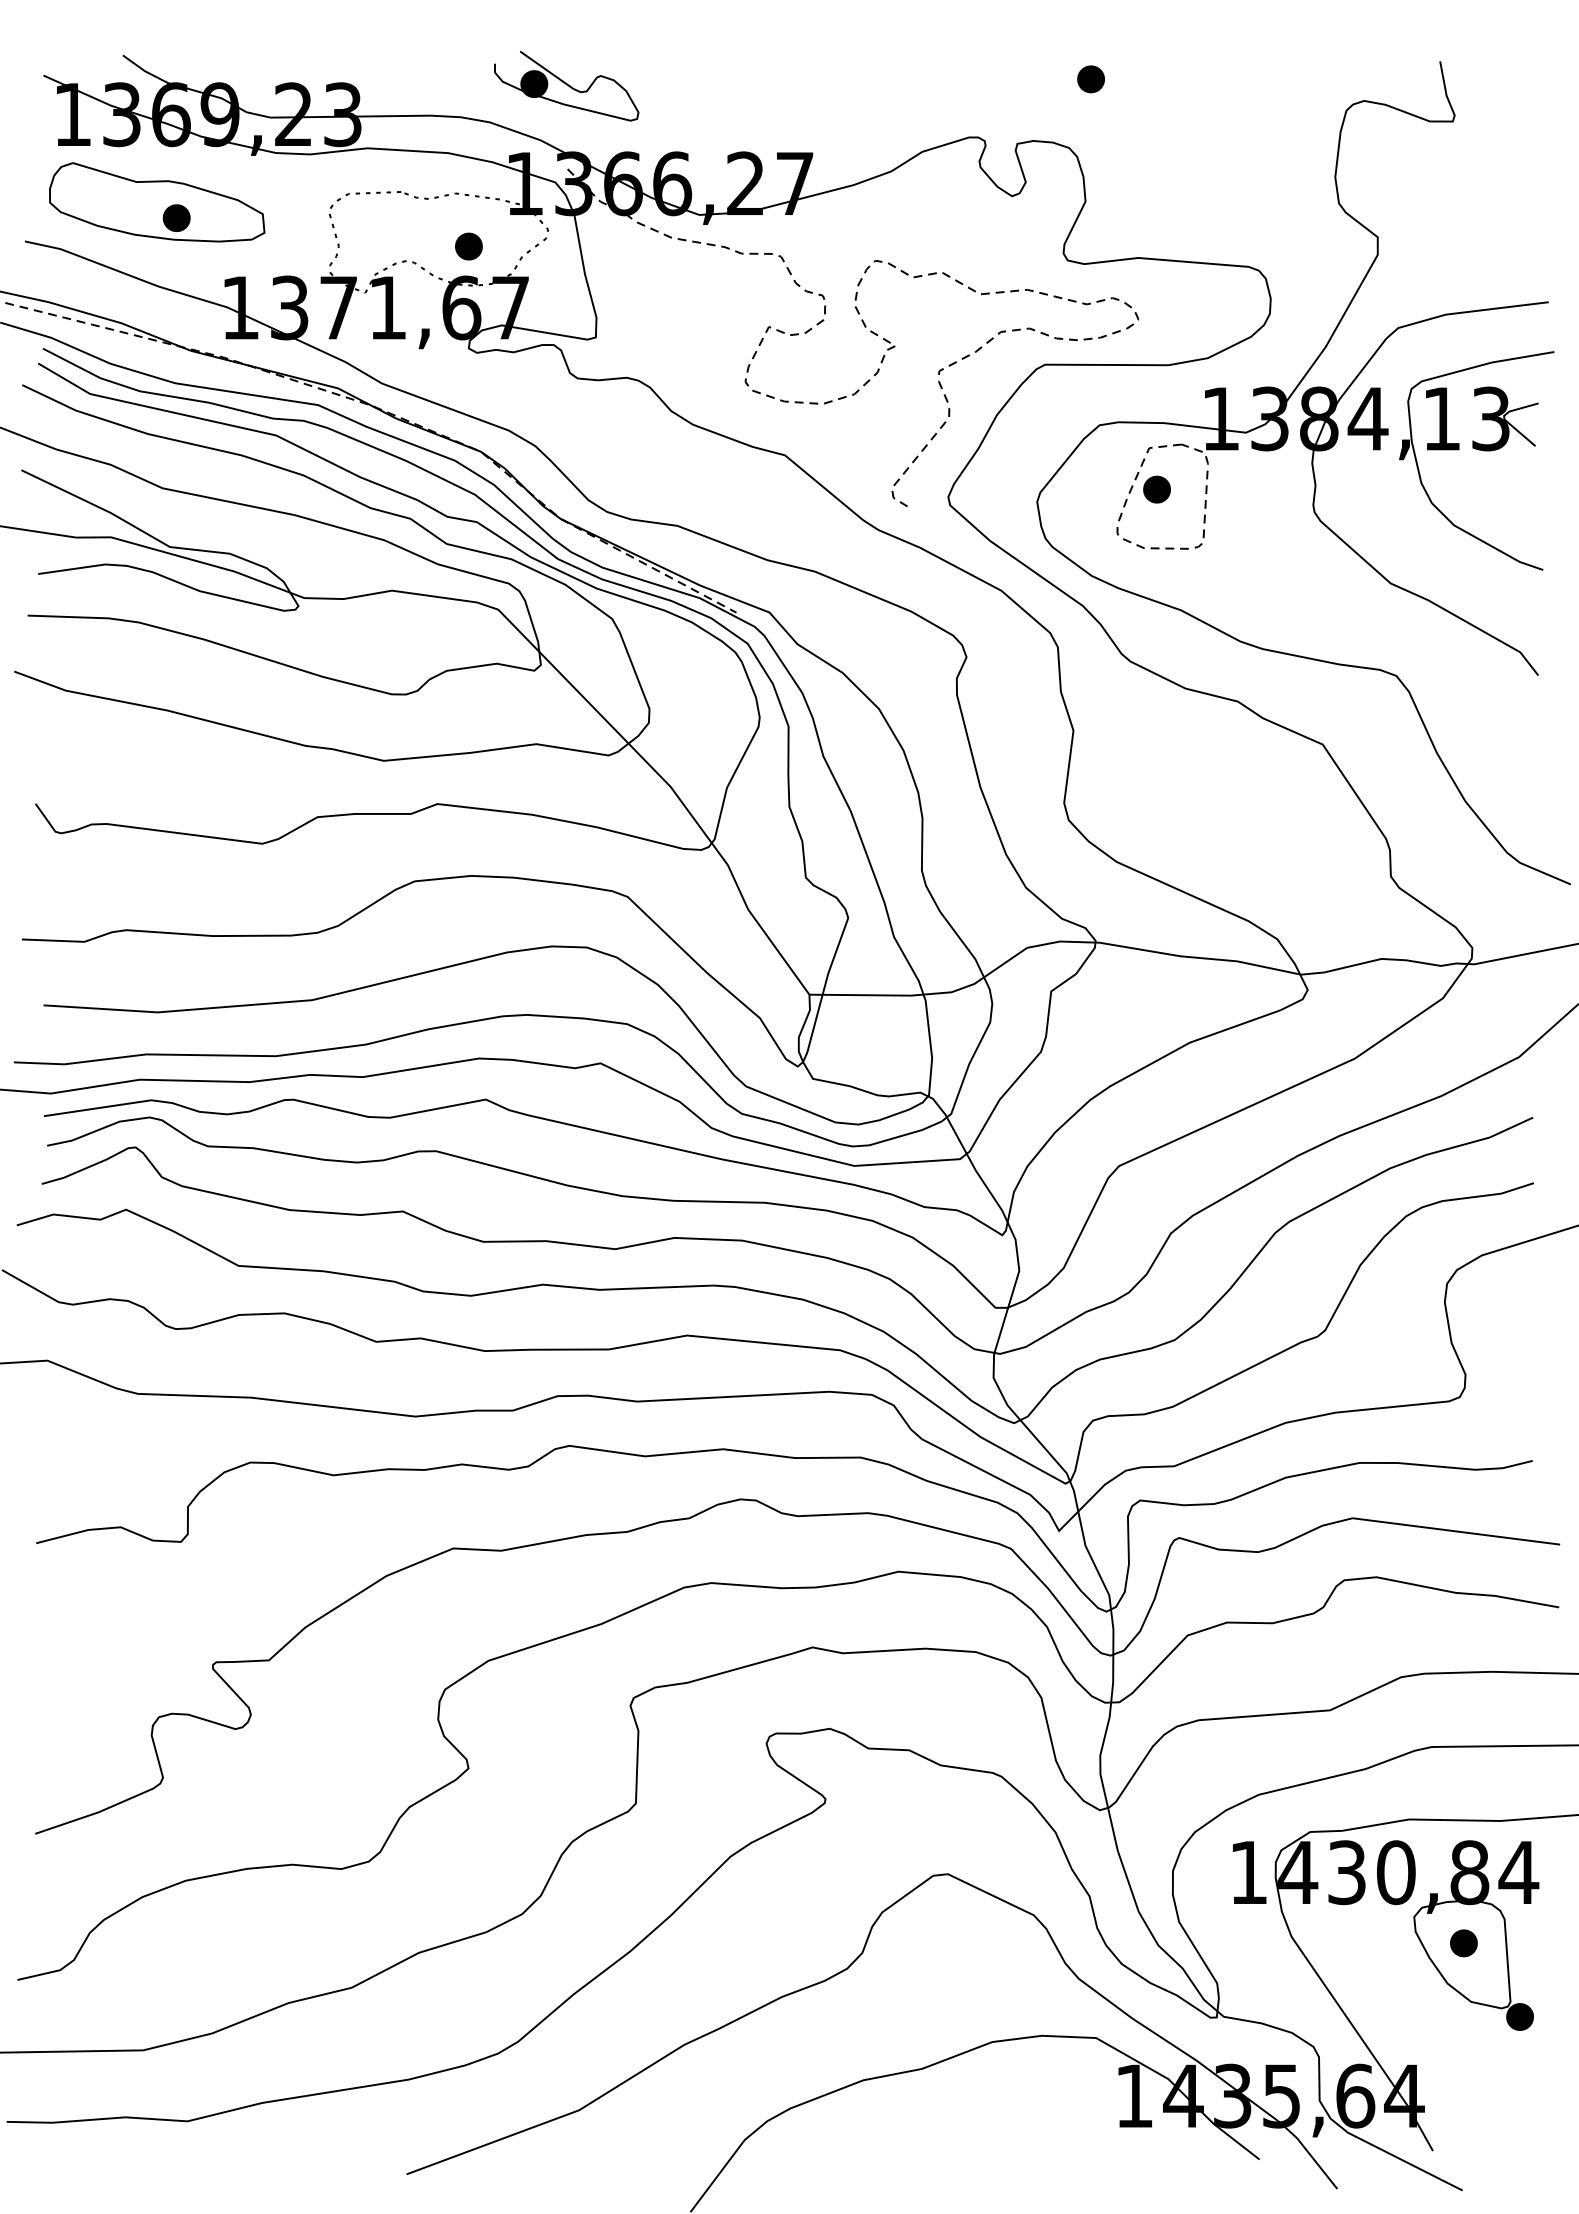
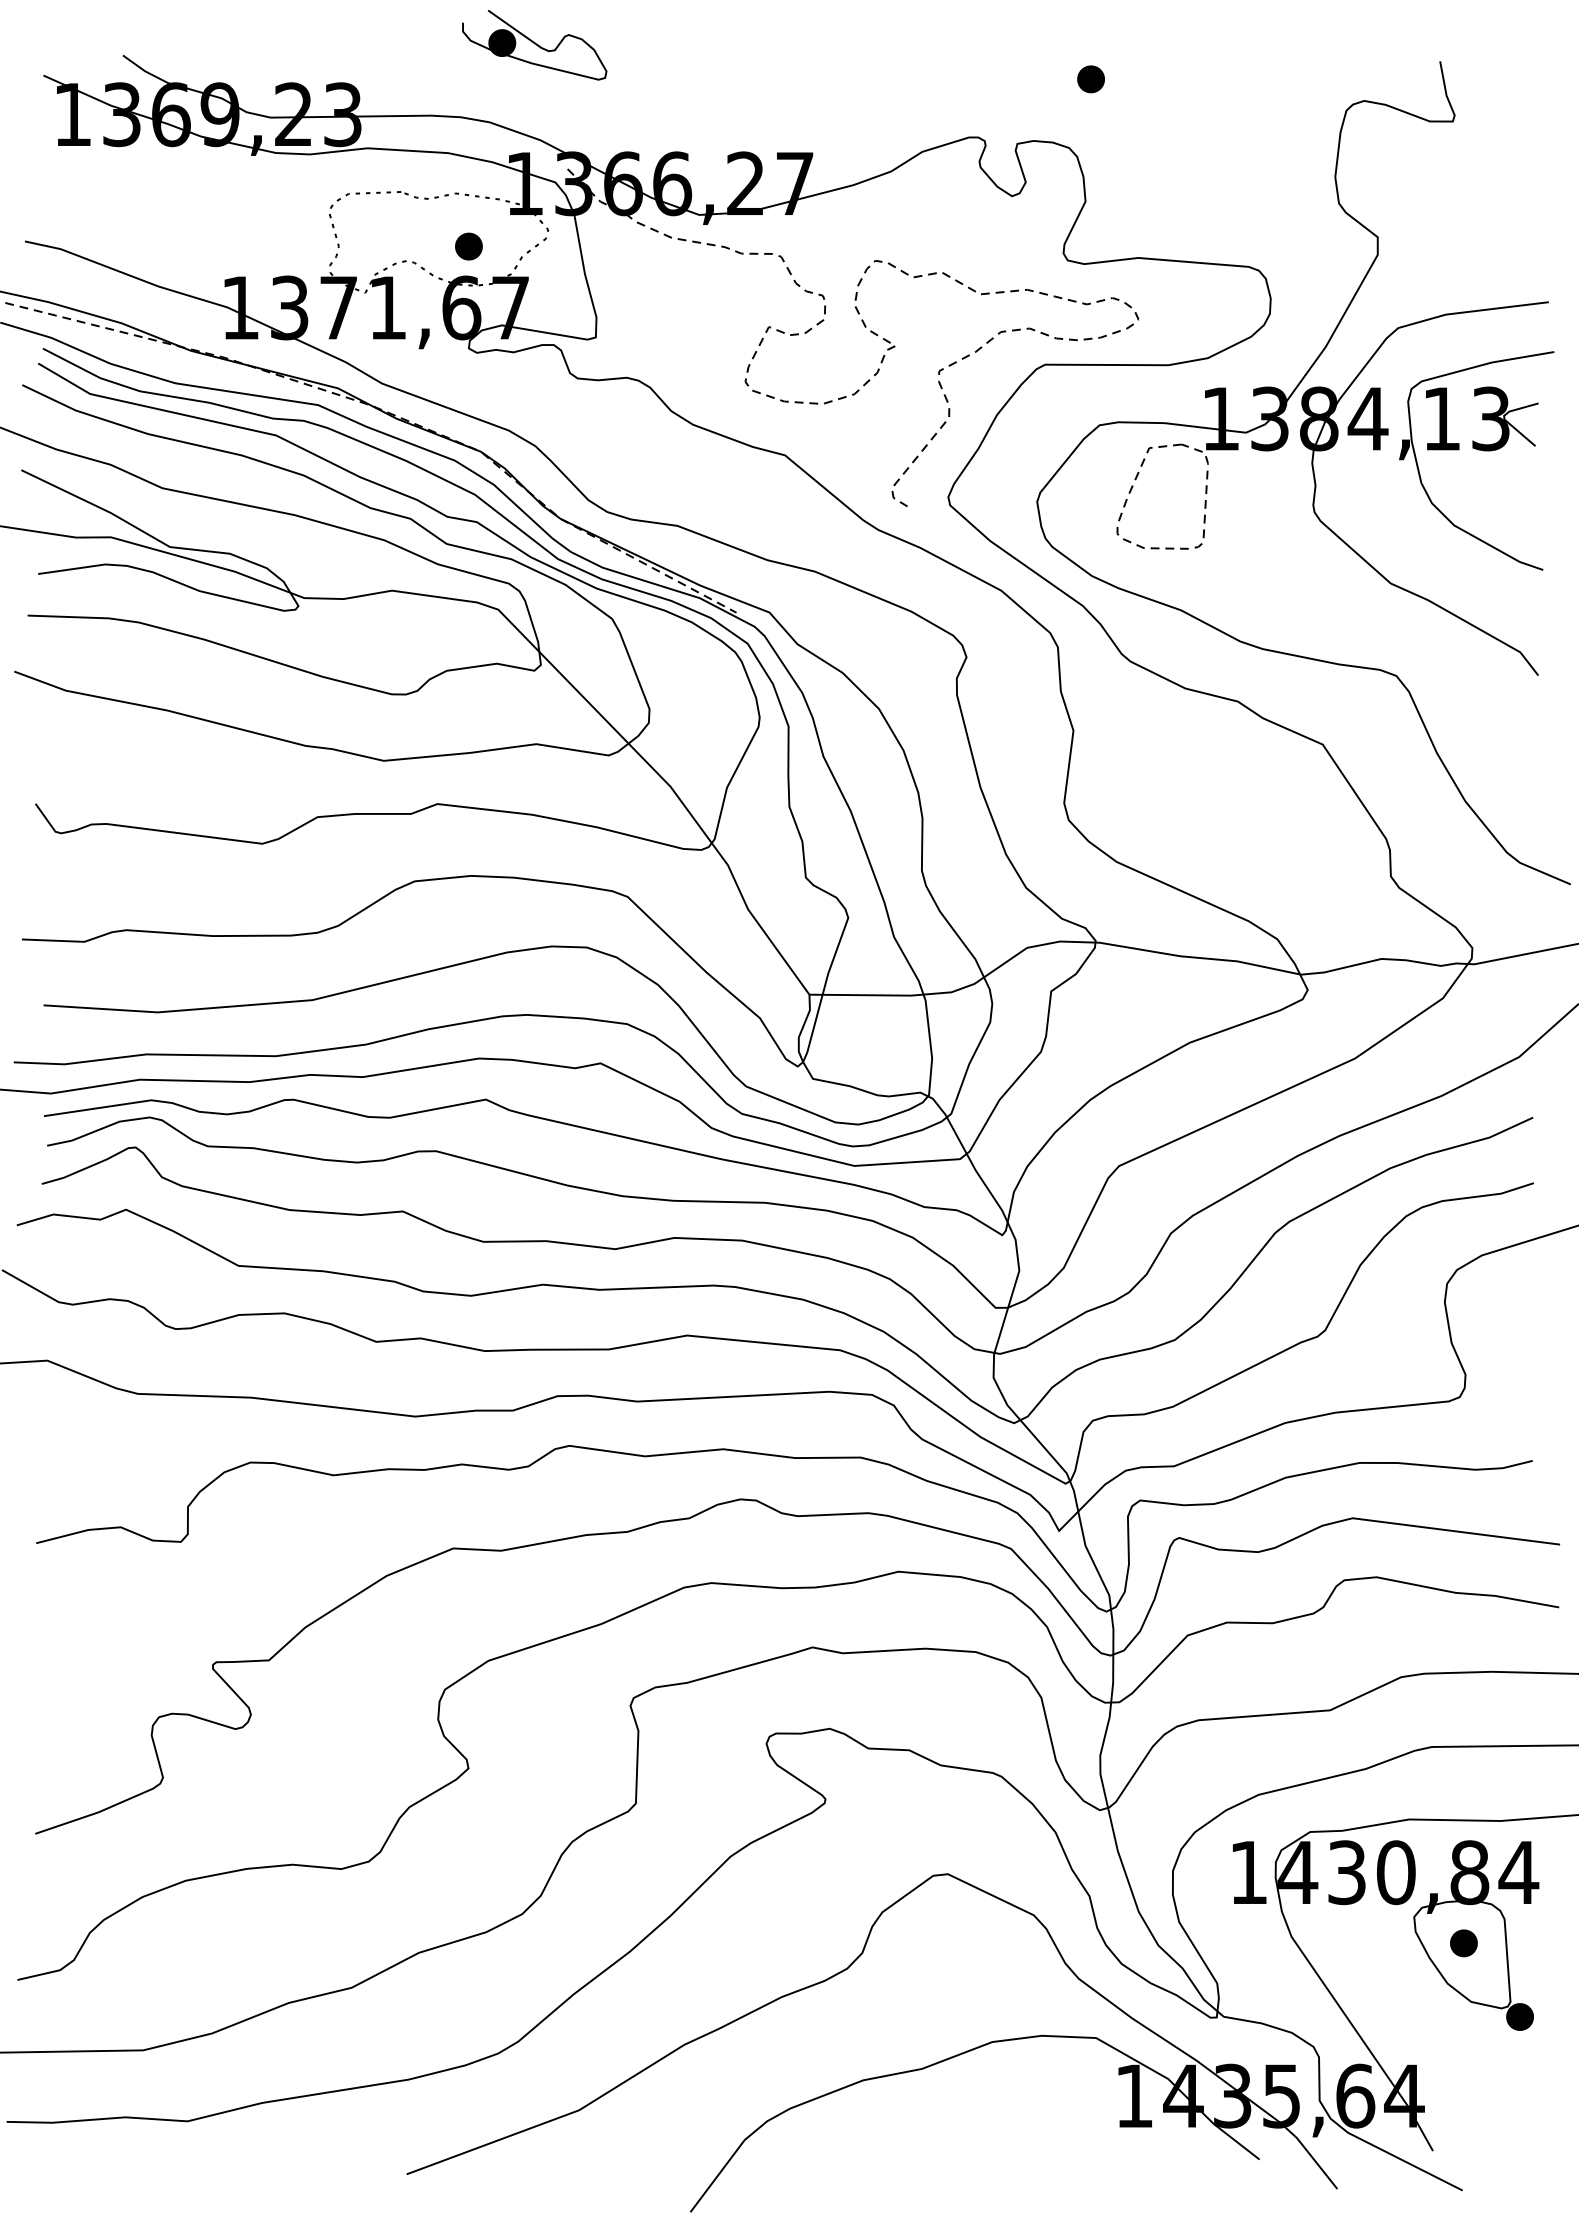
part position: (566, 86) -> (534, 45) (534, 45)
part: present -> none (157, 202)
part: present -> none (1156, 489)
